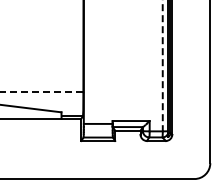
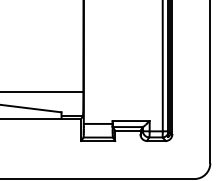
line: dashed -> solid (162, 66)
line: dashed -> solid (41, 92)
